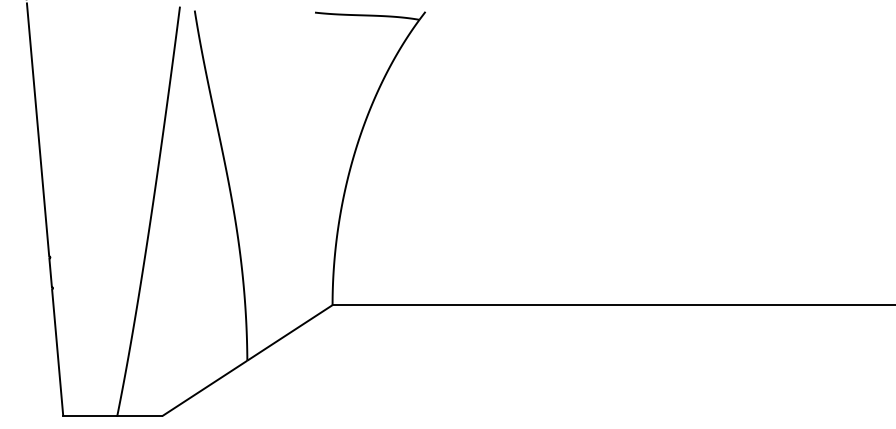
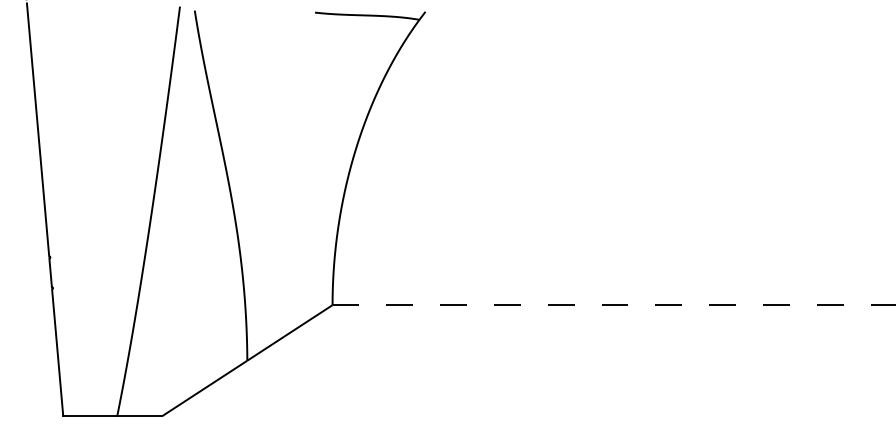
line: solid -> dashed (614, 305)
